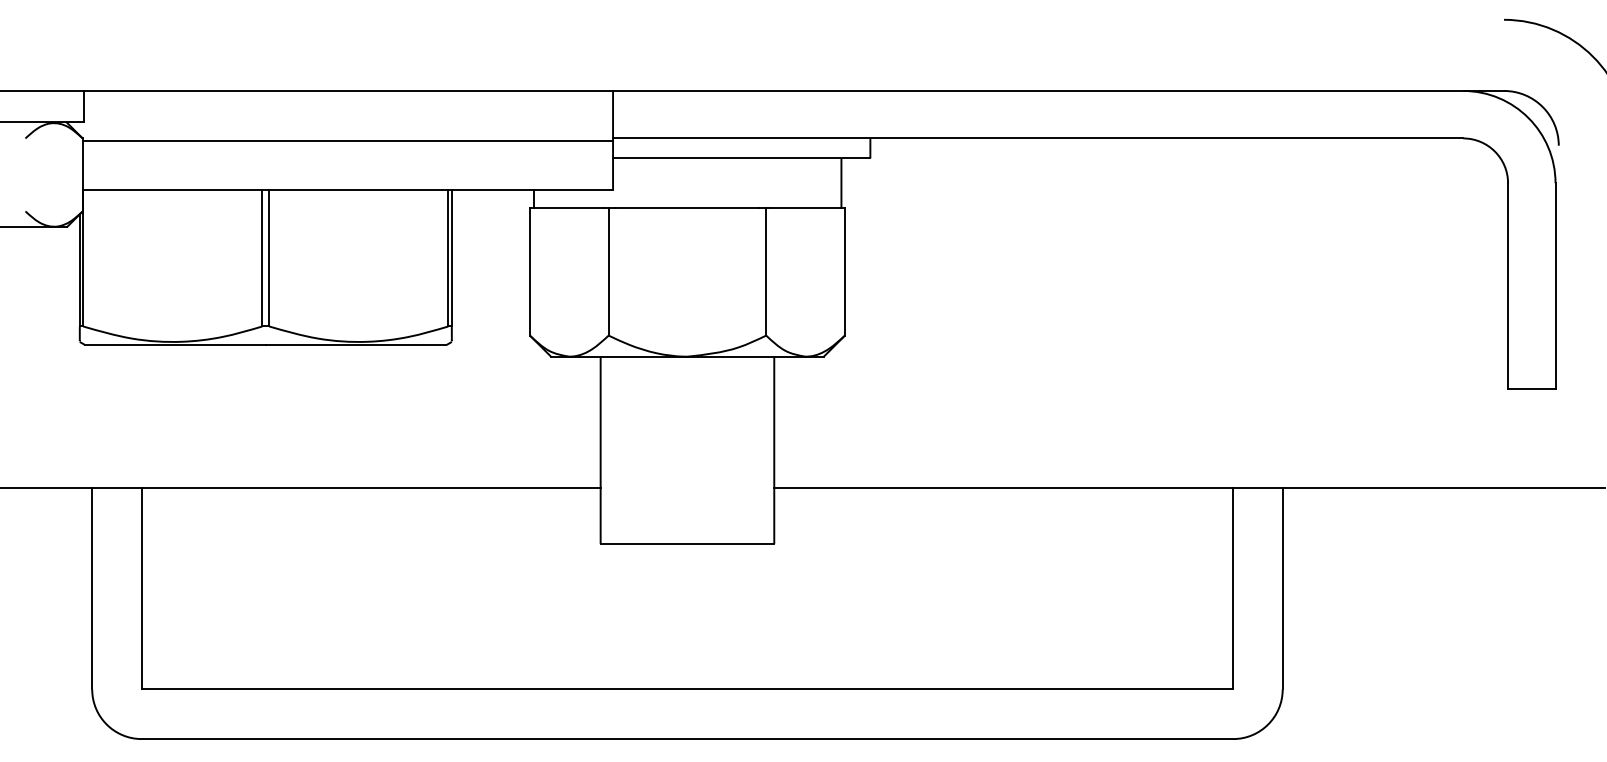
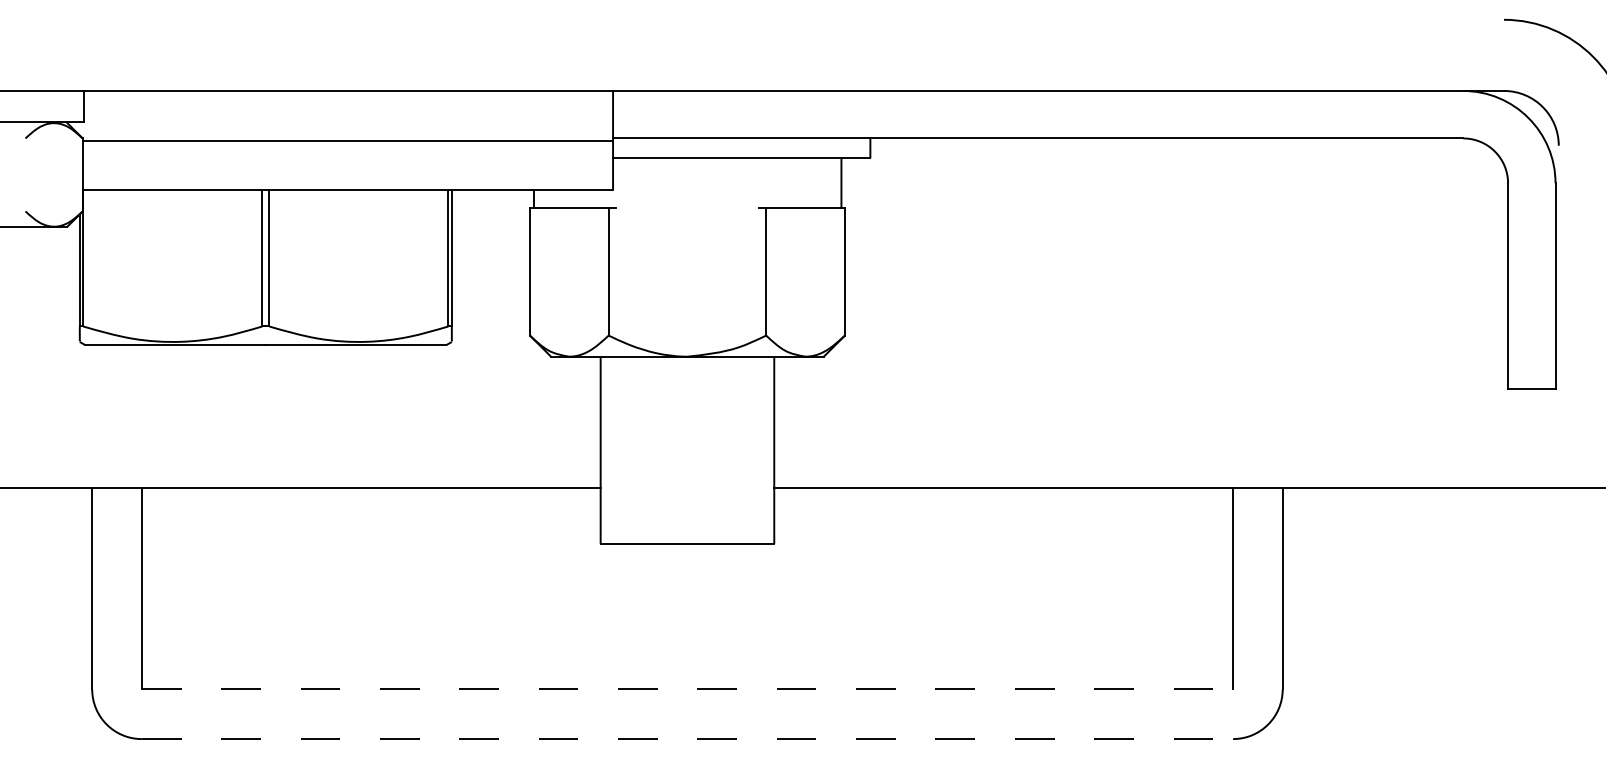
line: present -> none (687, 207)
line: solid -> dashed (687, 689)
line: solid -> dashed (687, 739)
